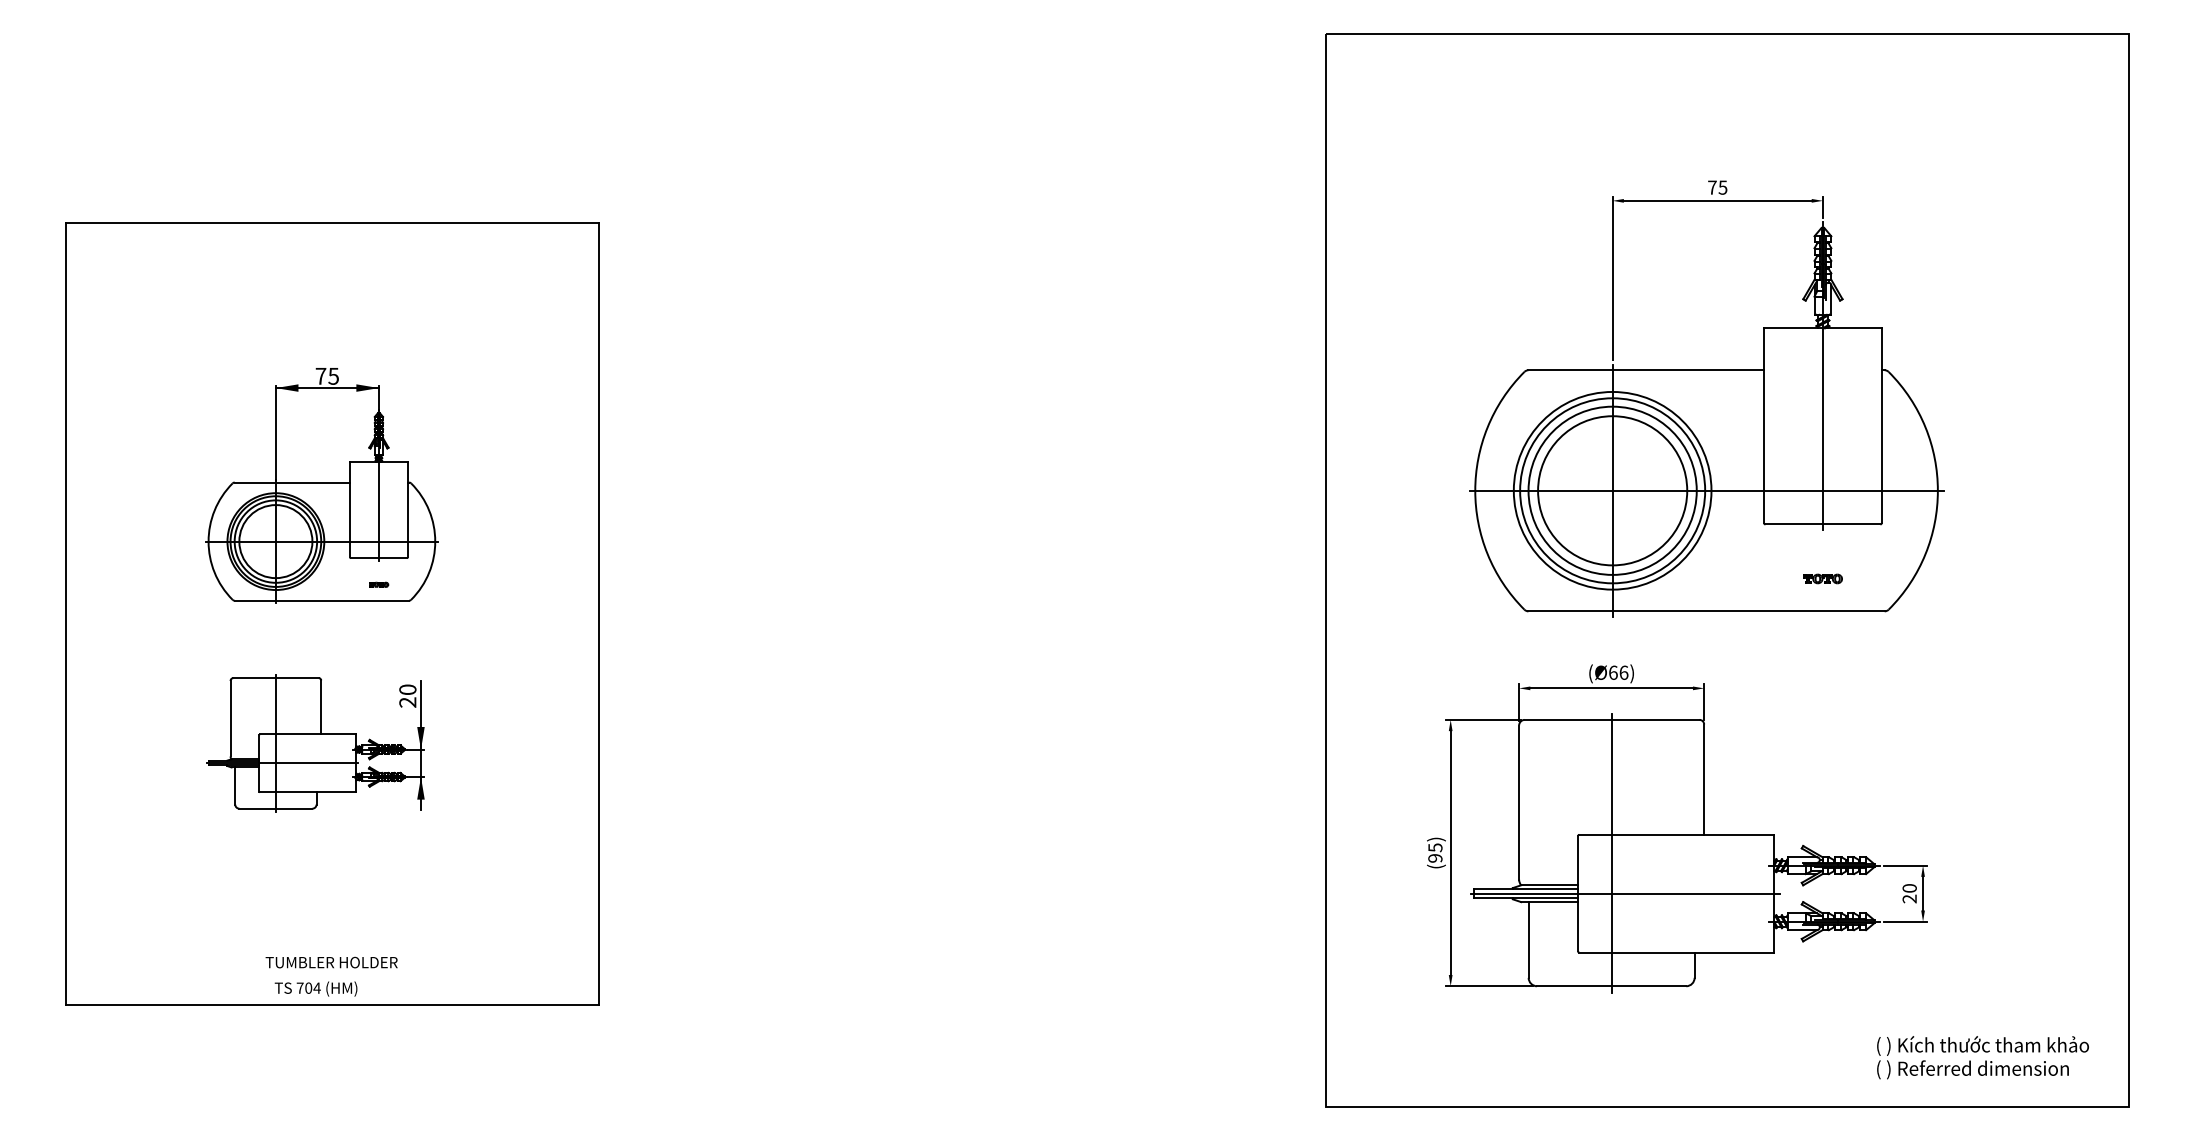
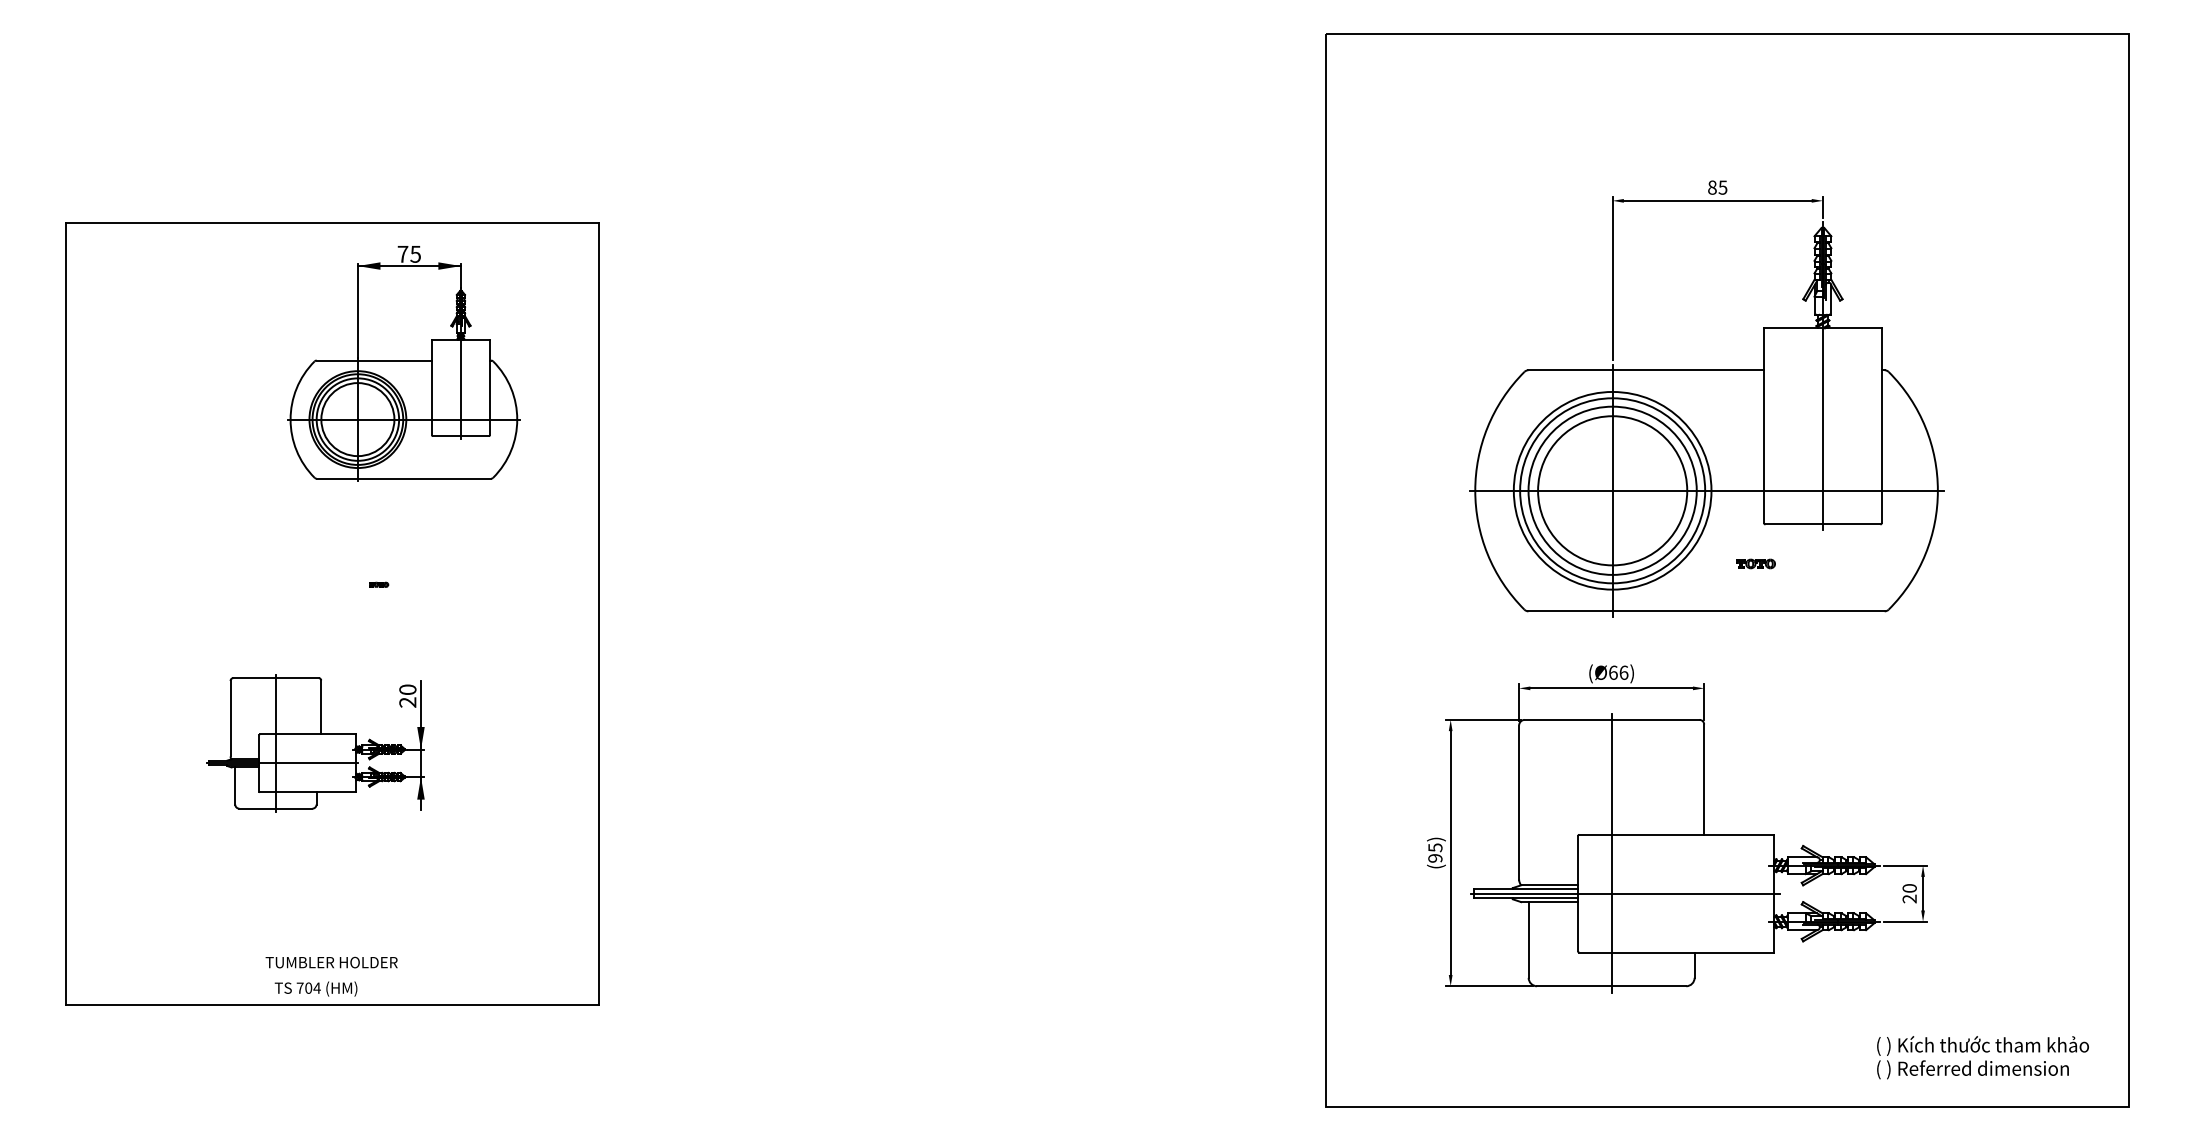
text: 75 -> 85 (1712, 187)
part position: (321, 485) -> (403, 363) (403, 363)
part position: (1822, 578) -> (1755, 563) (1755, 563)
